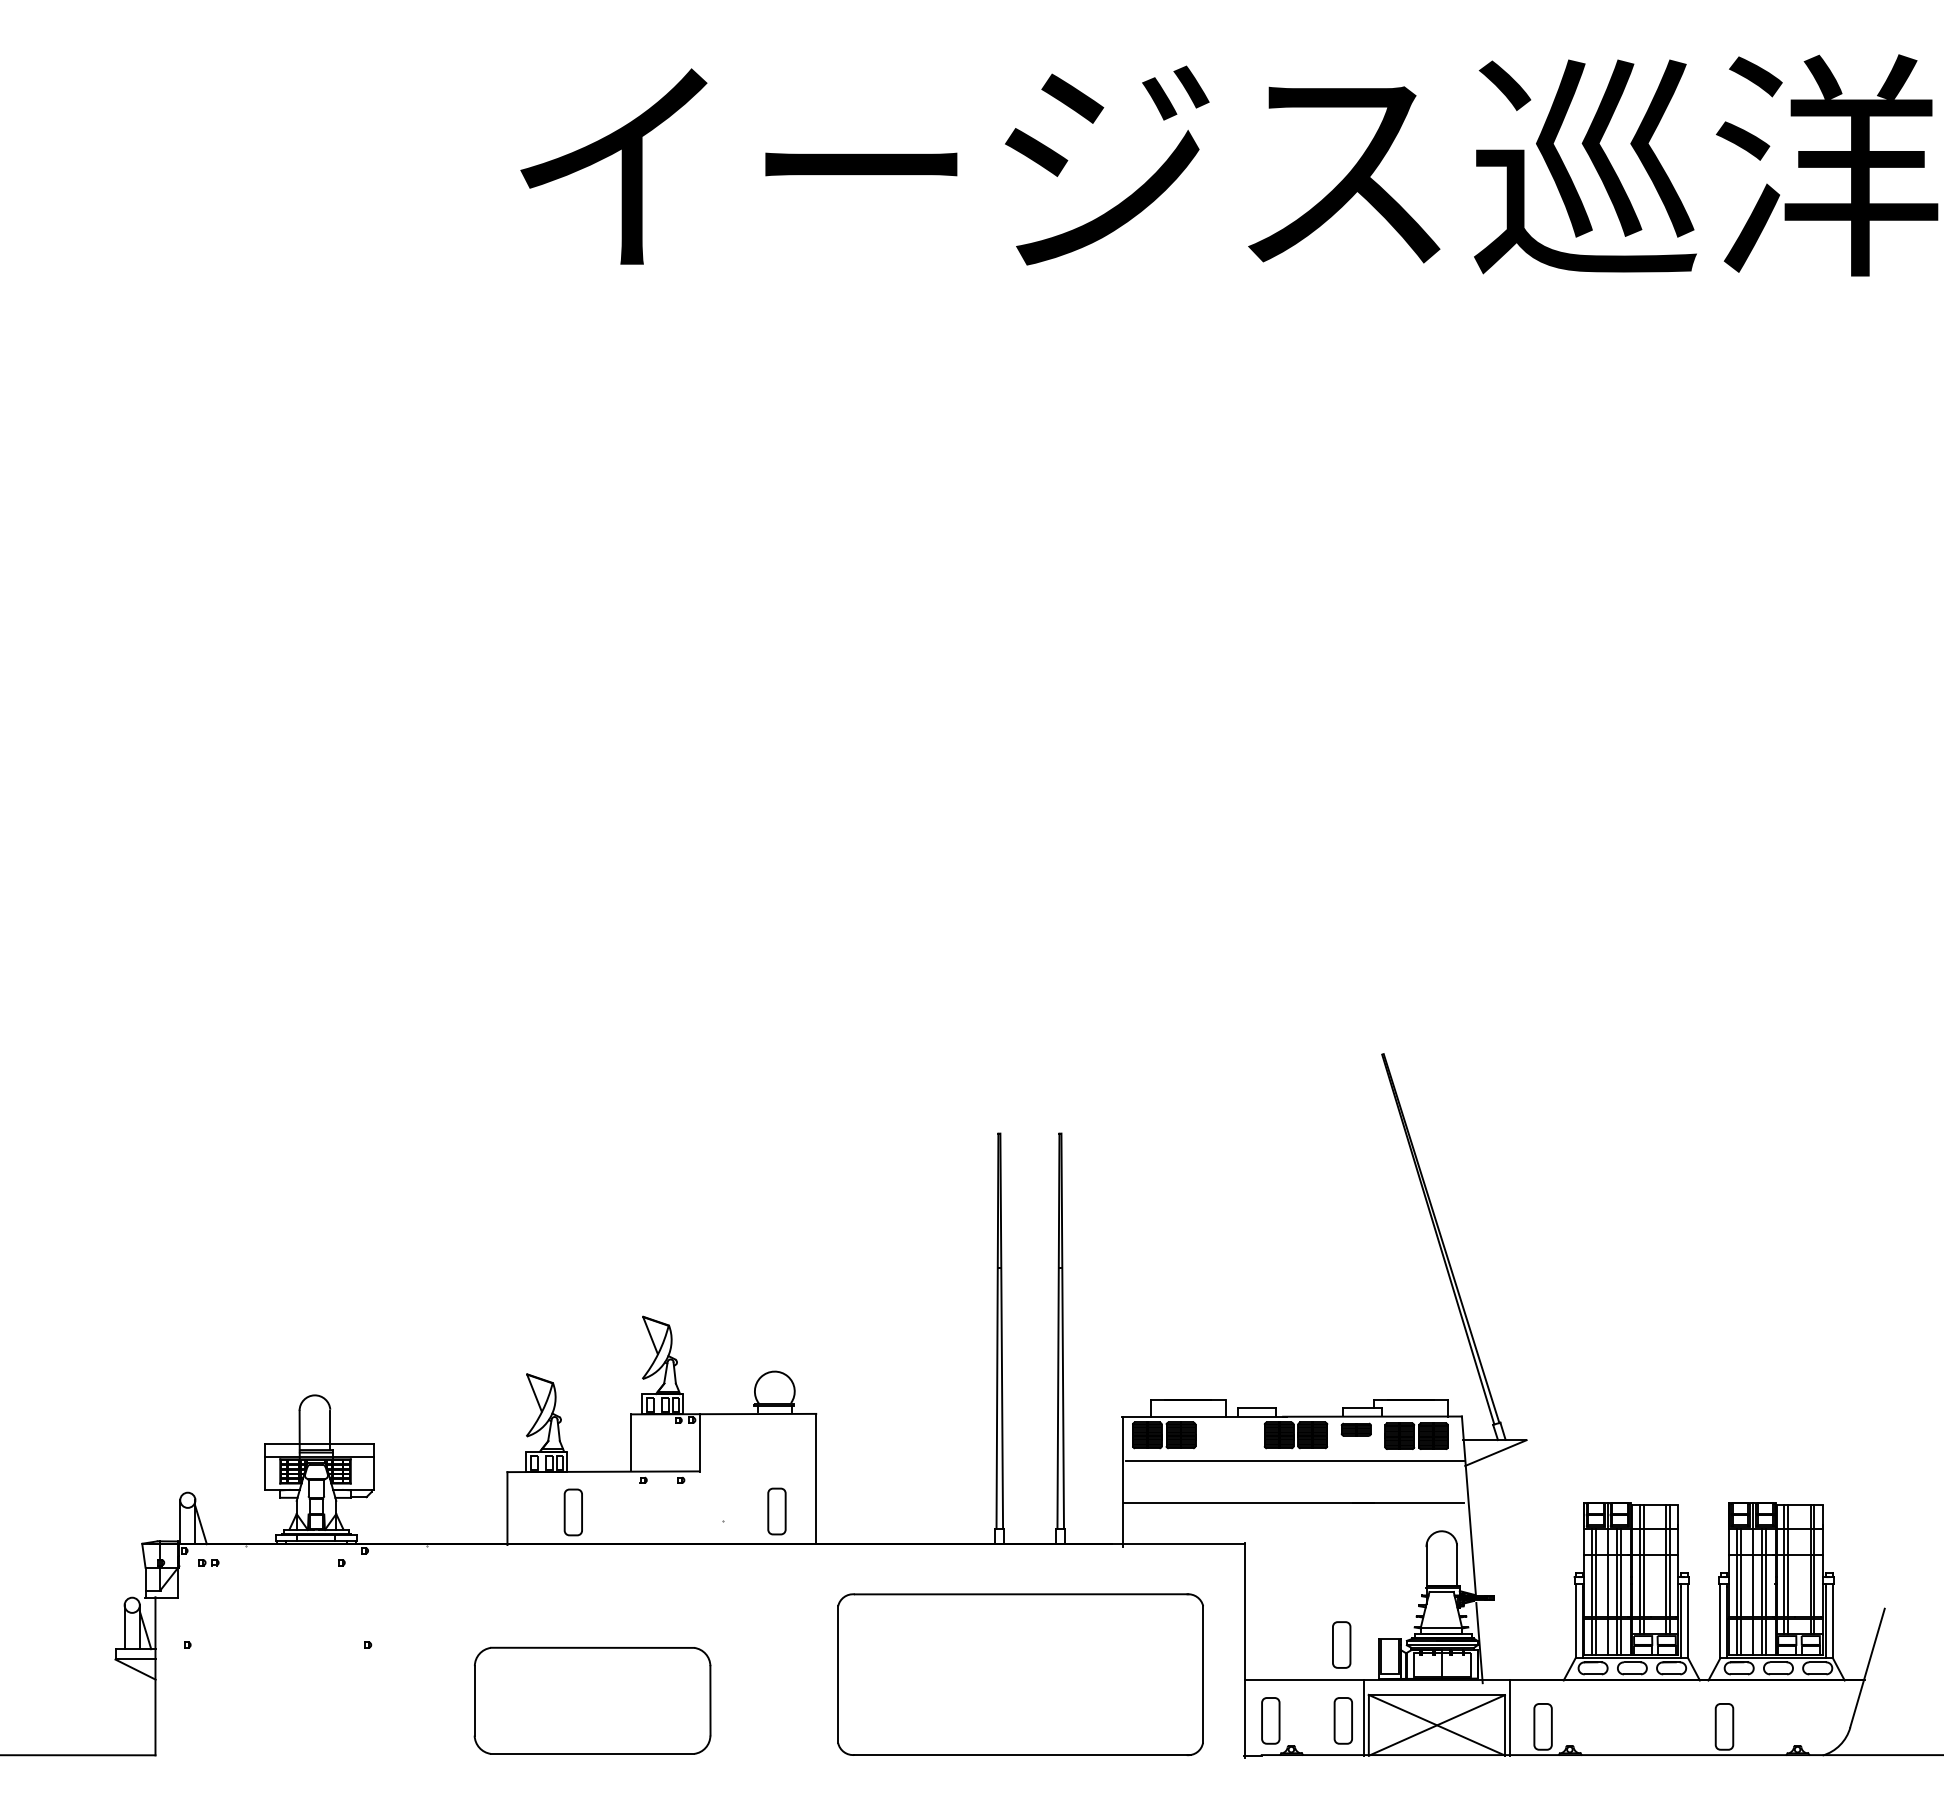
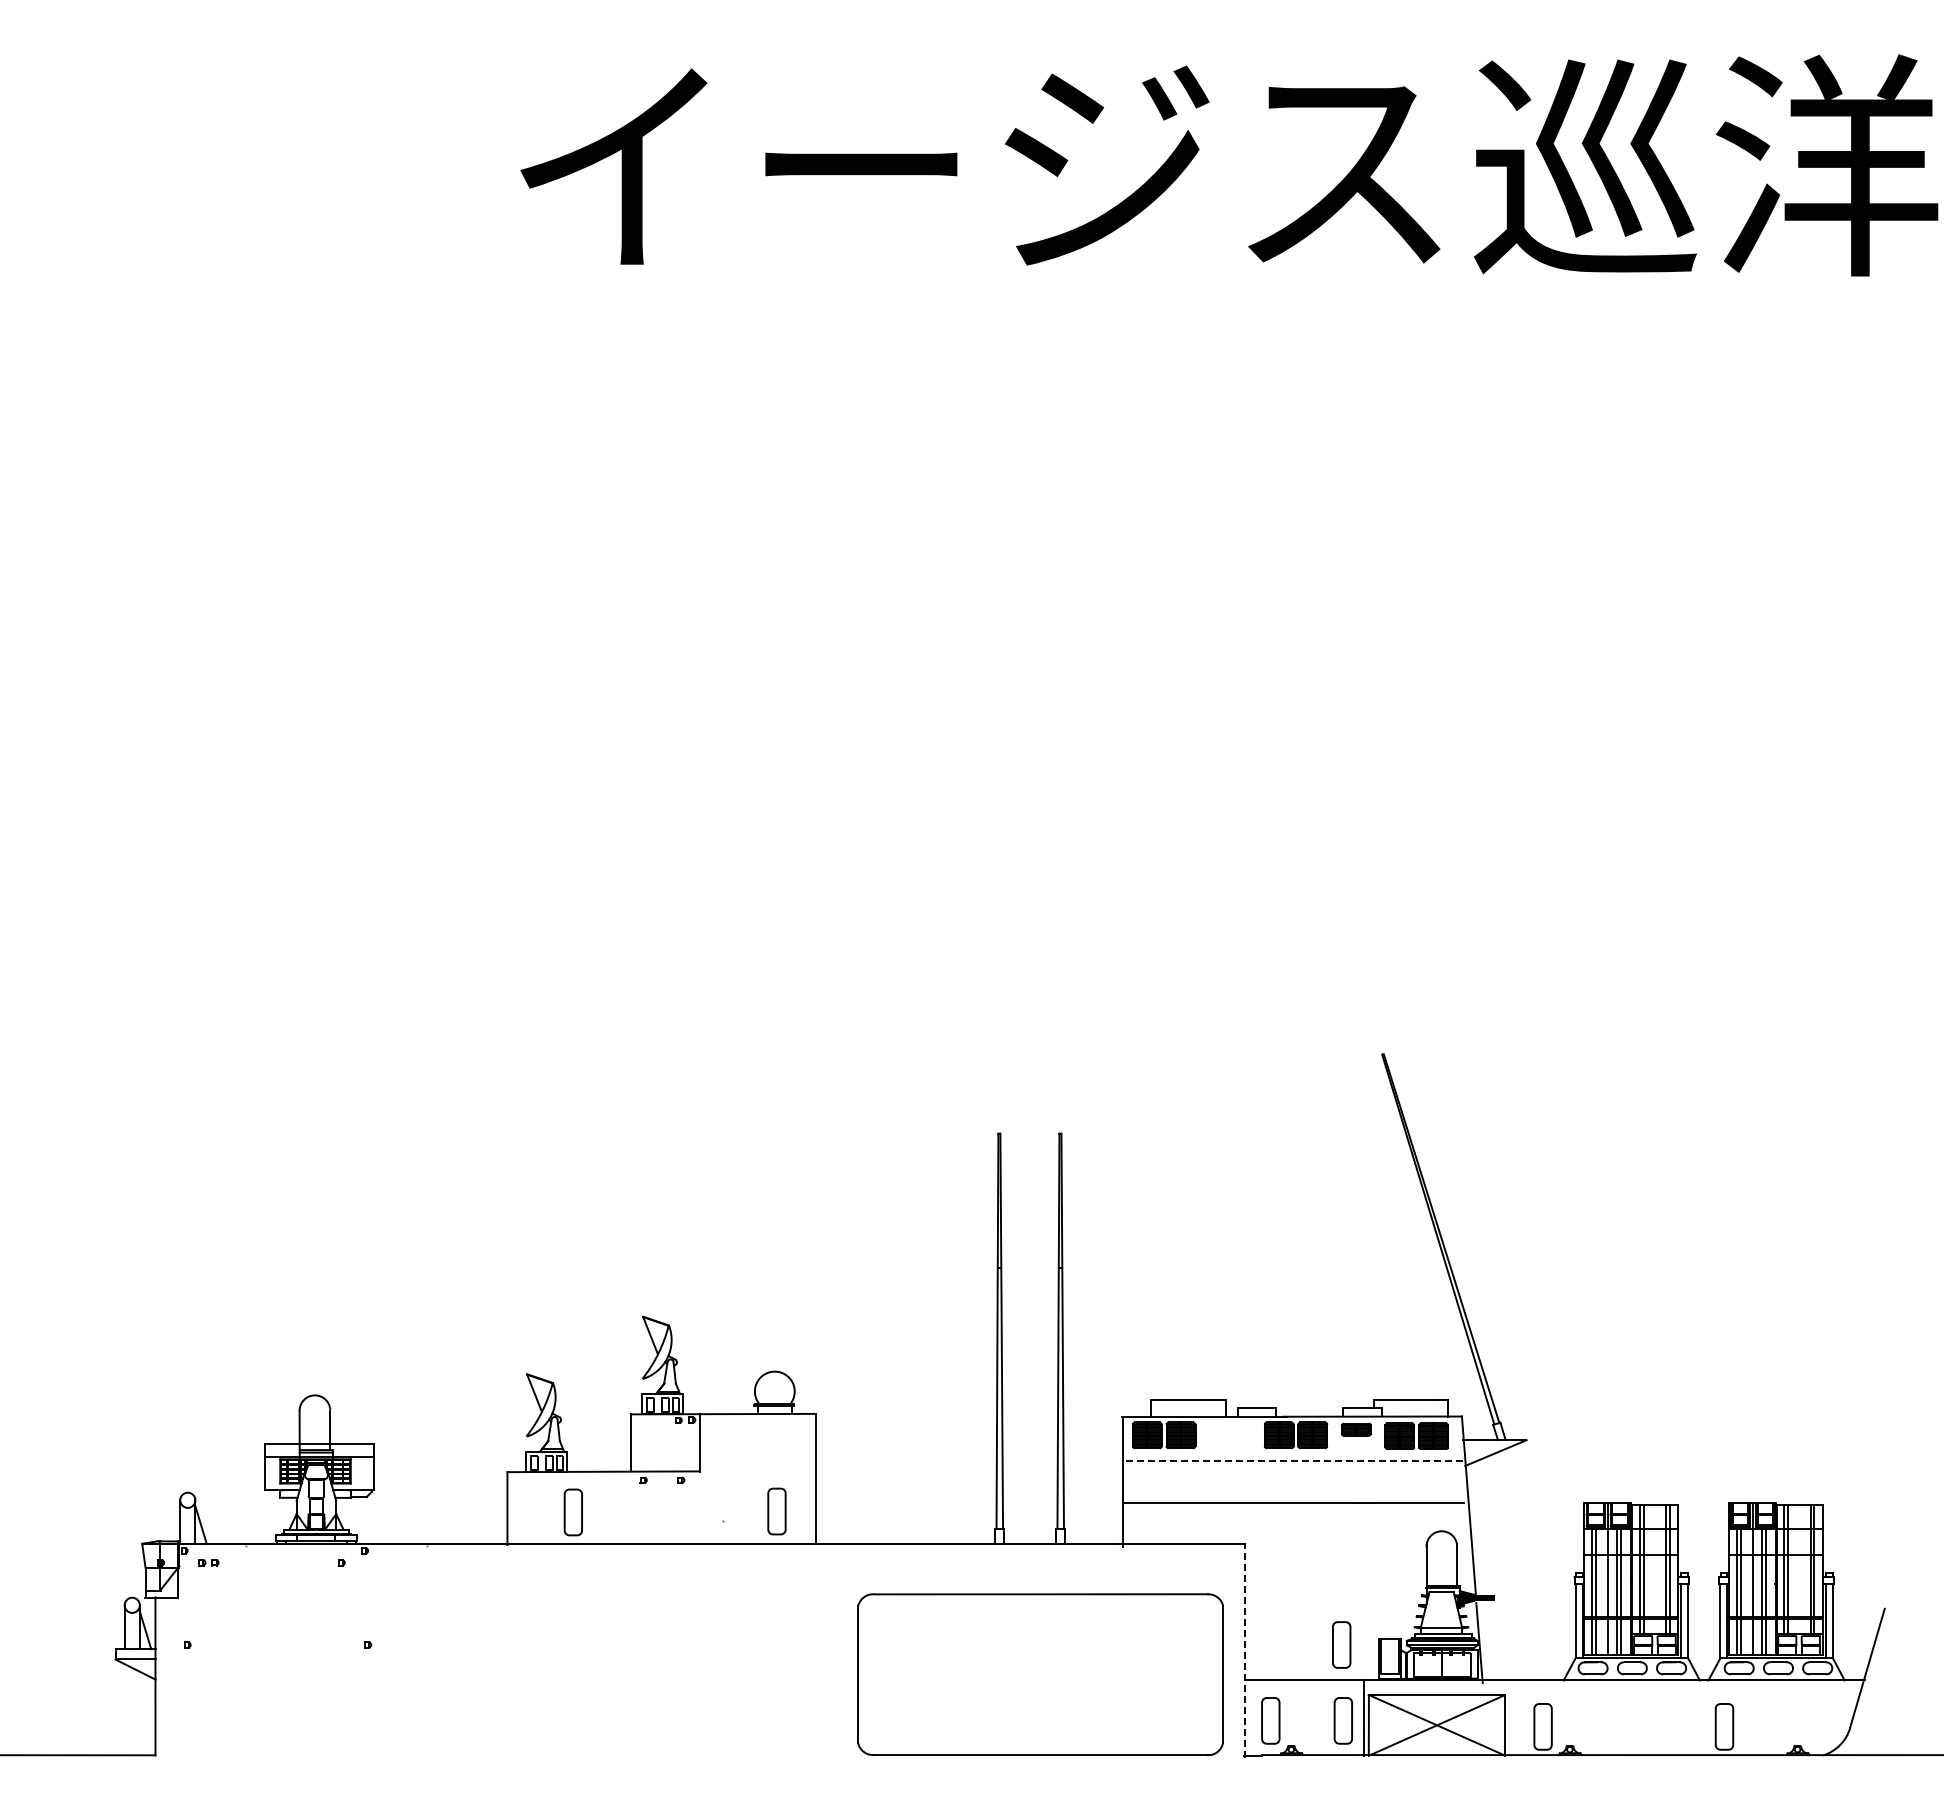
line: solid -> dashed (1295, 1461)
line: solid -> dashed (1244, 1650)
part position: (1020, 1674) -> (1040, 1674) (1040, 1674)
part: present -> none (592, 1700)
line: present -> none (1509, 1717)
